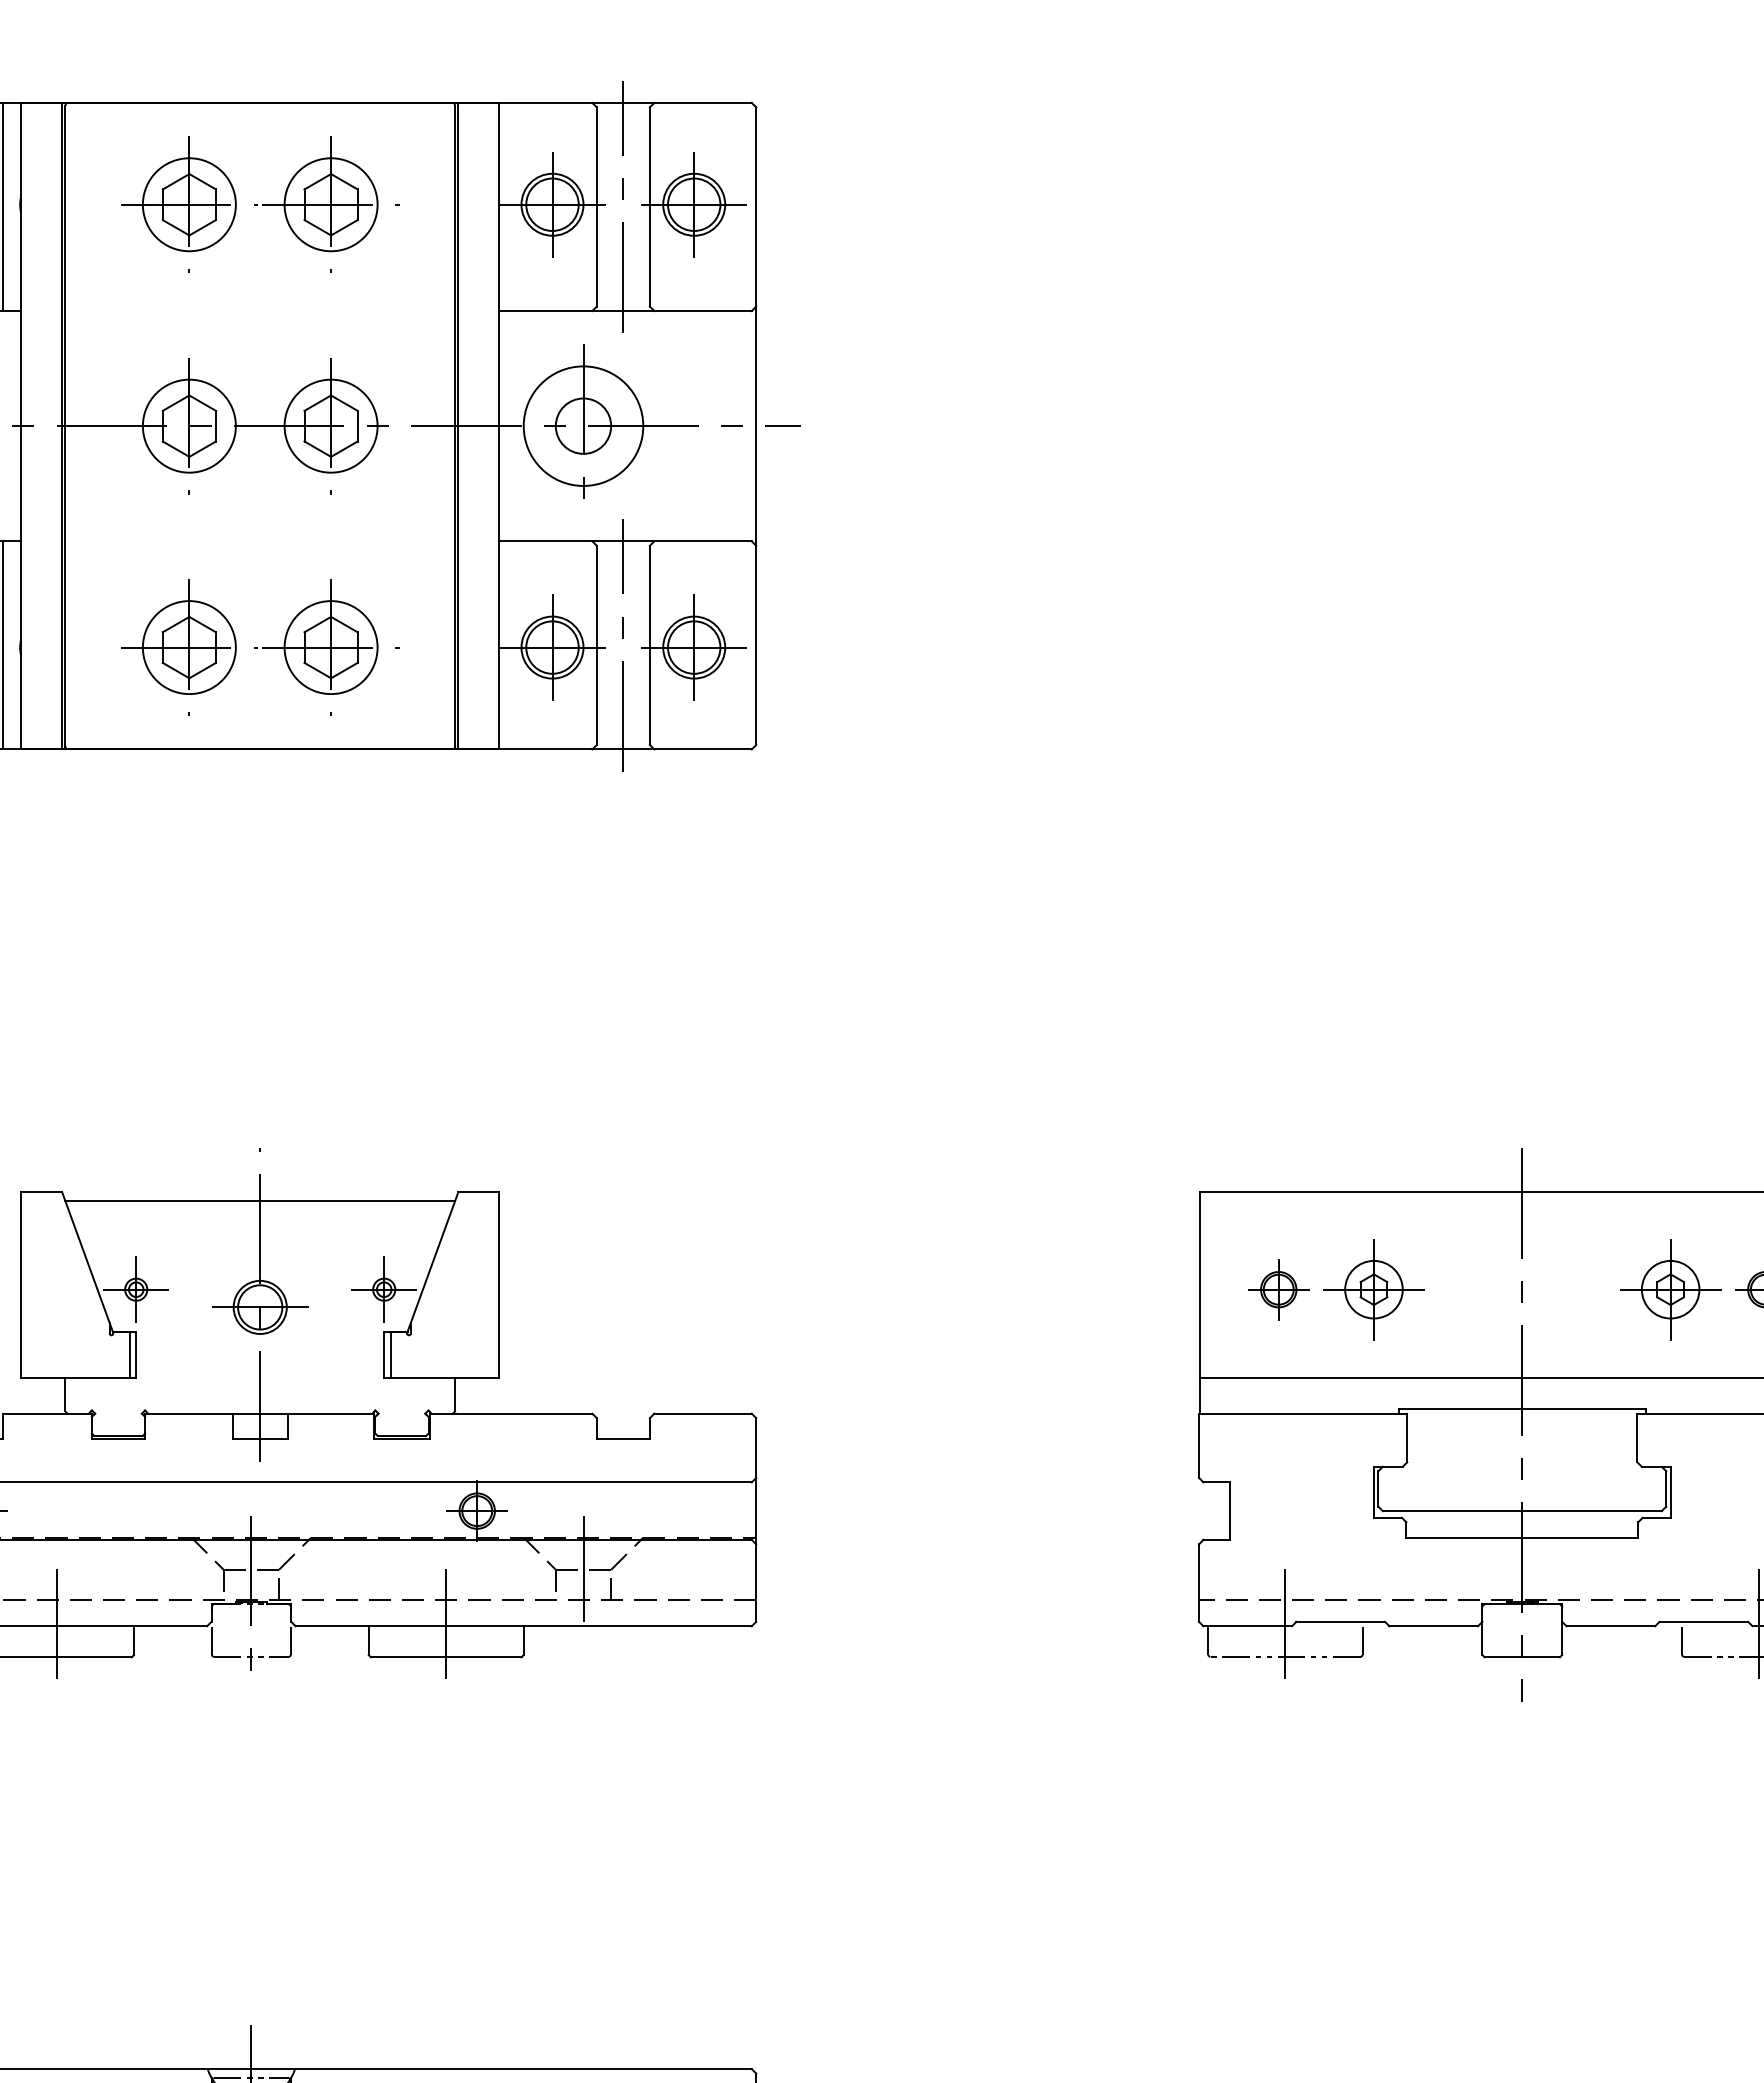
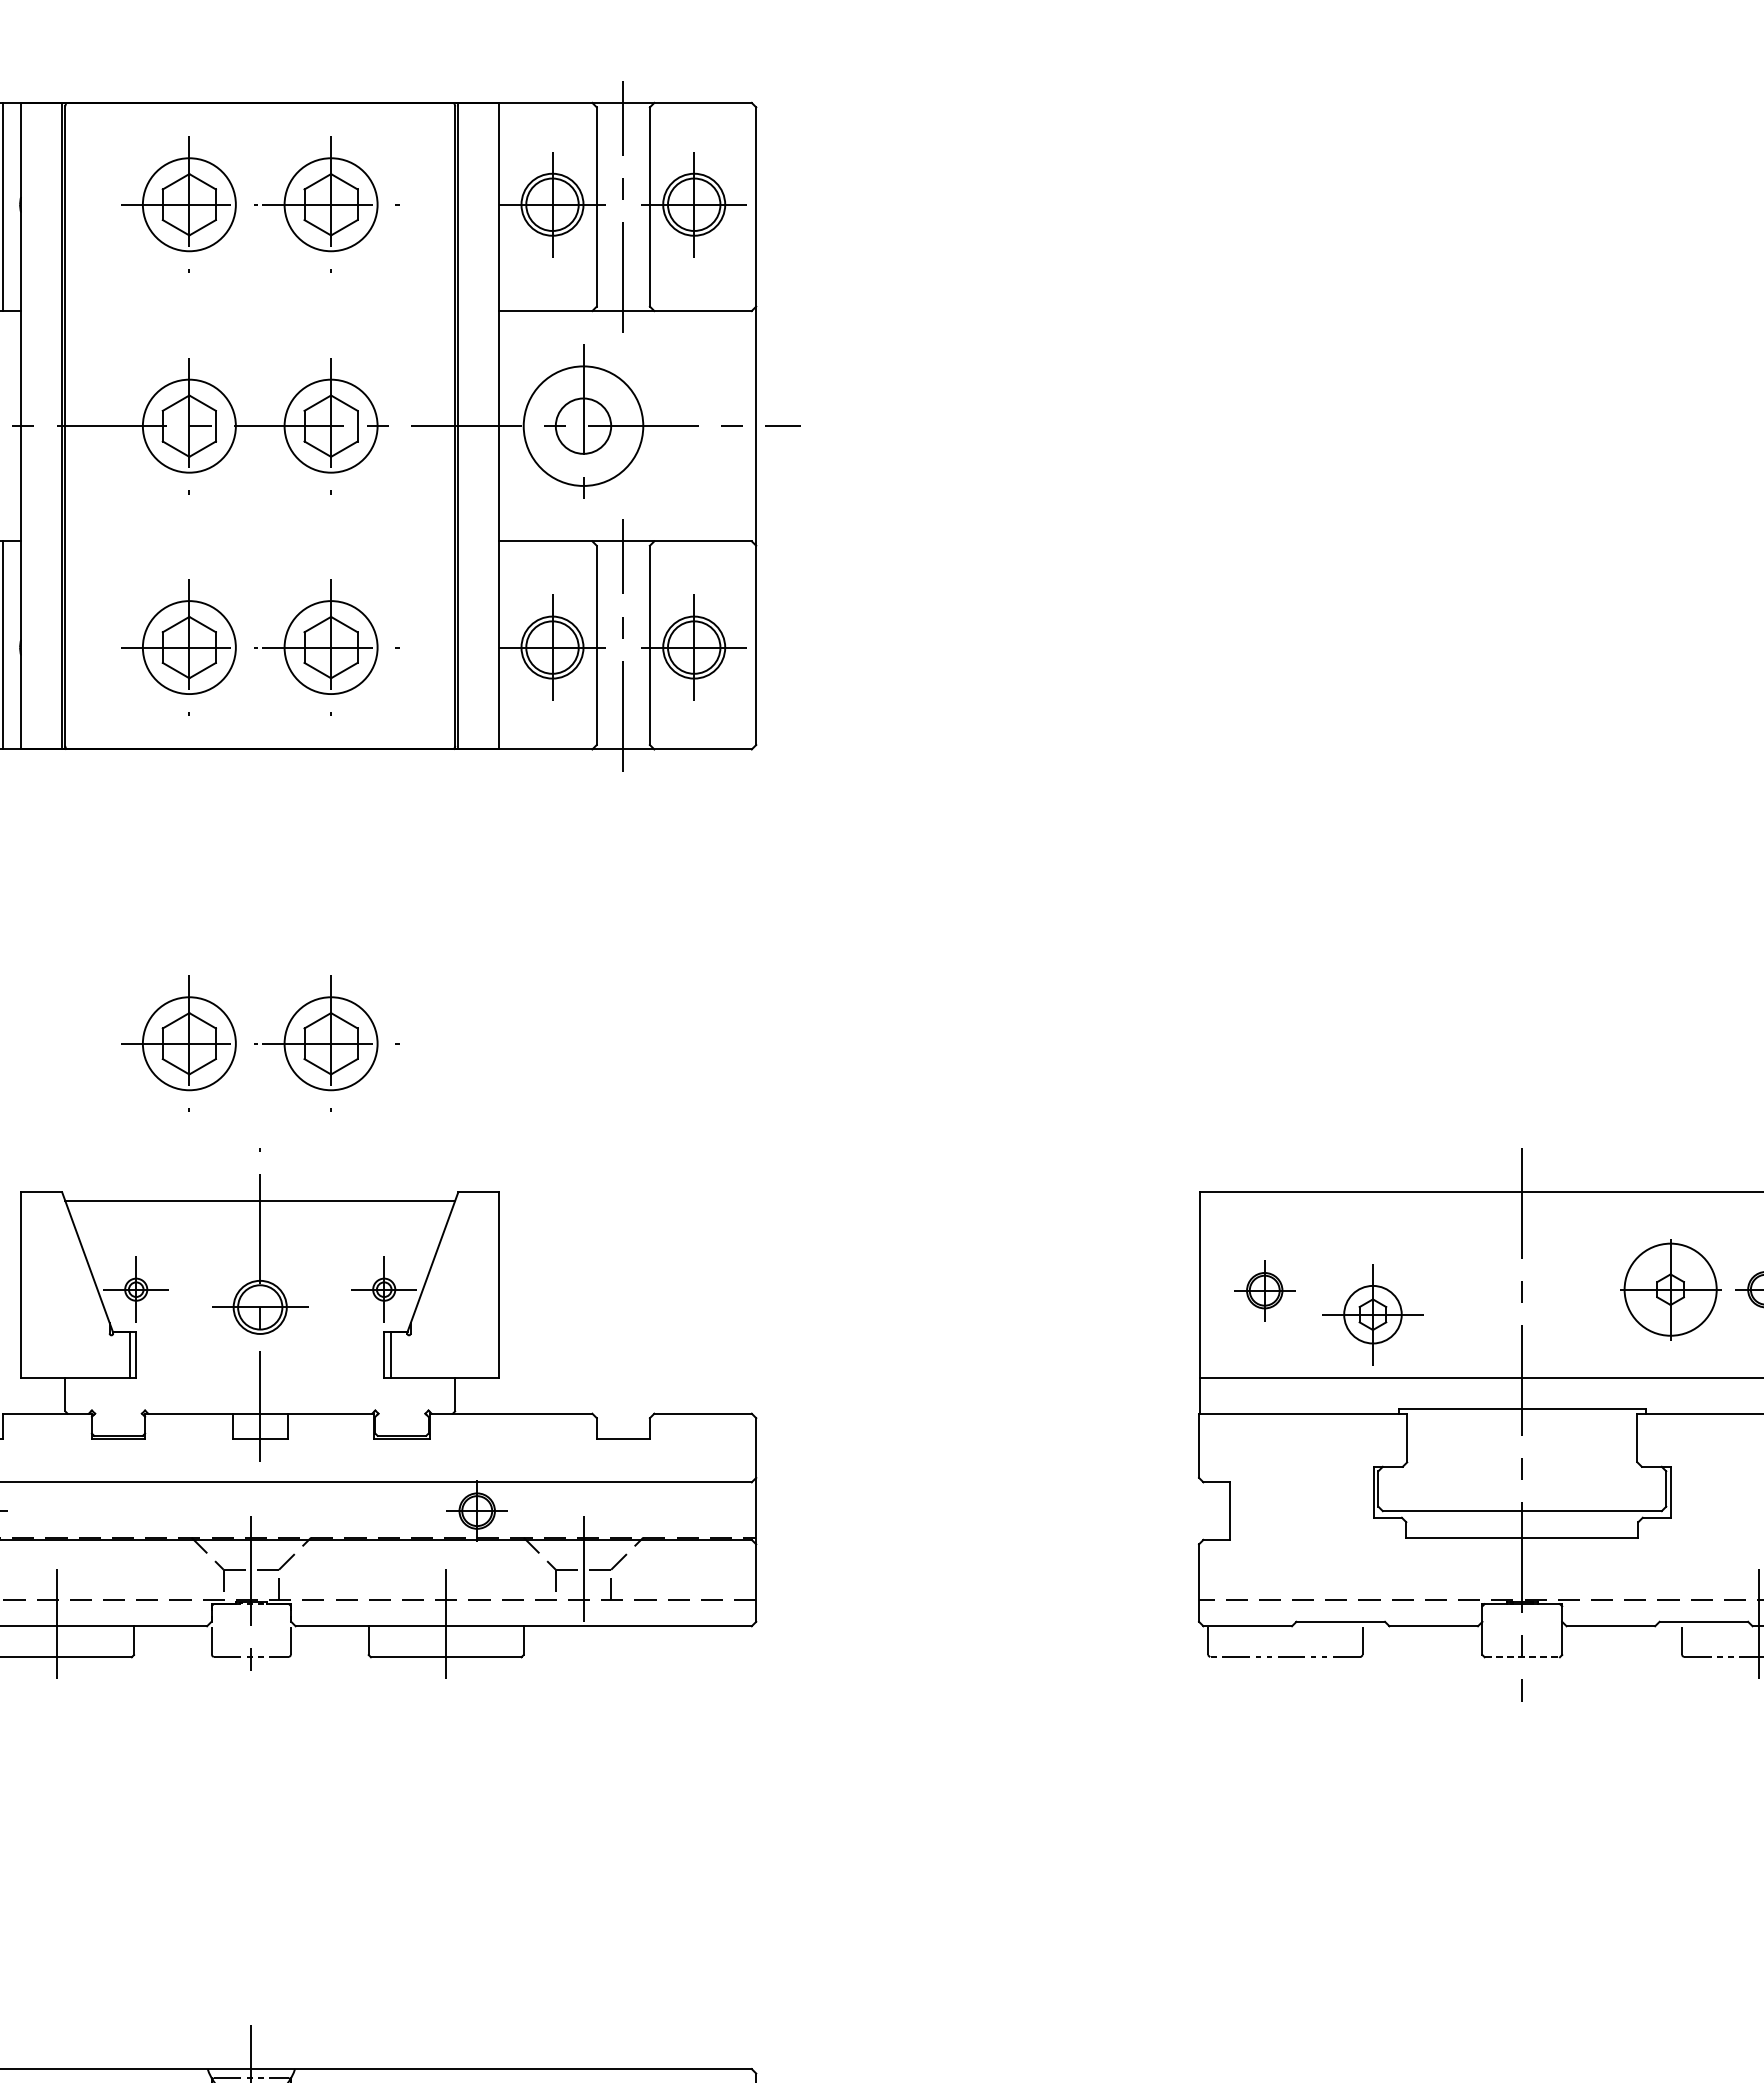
part: none -> present (260, 1043)
part position: (1278, 1289) -> (1264, 1290) (1264, 1290)
part position: (1373, 1289) -> (1372, 1314) (1372, 1314)
circle diameter: 58 px -> 92 px (1670, 1289)
line: present -> none (1285, 1618)
line: solid -> dashed (1522, 1657)
